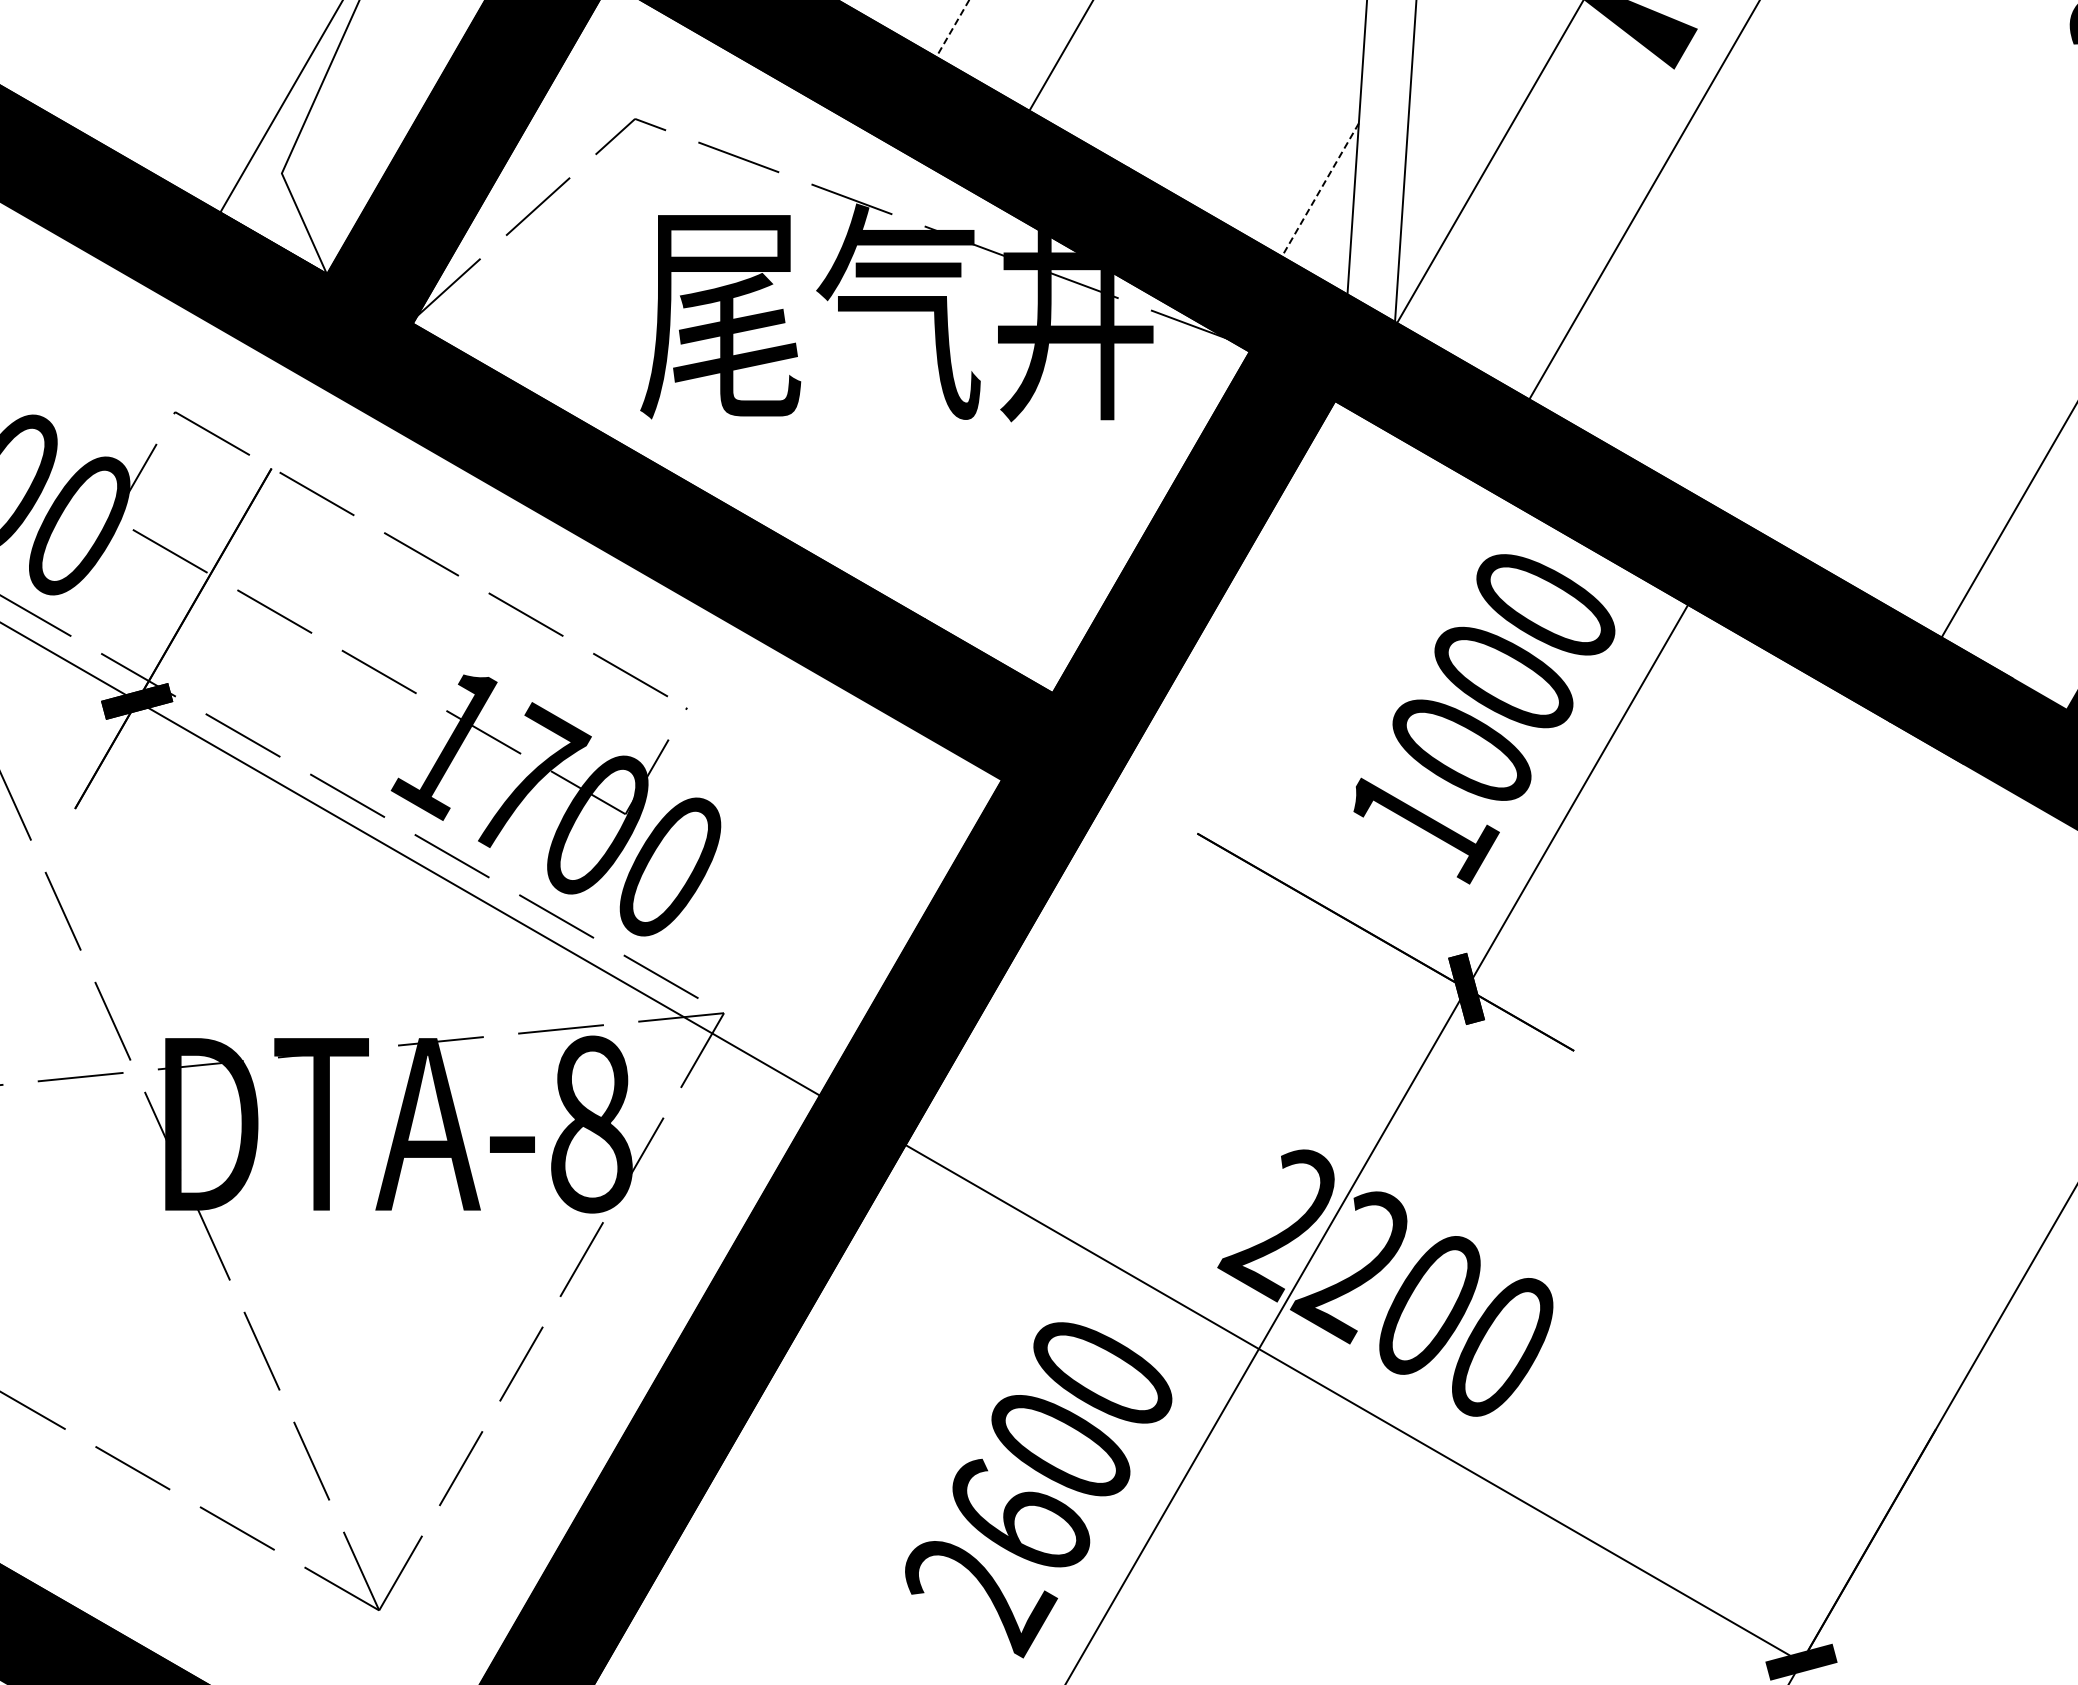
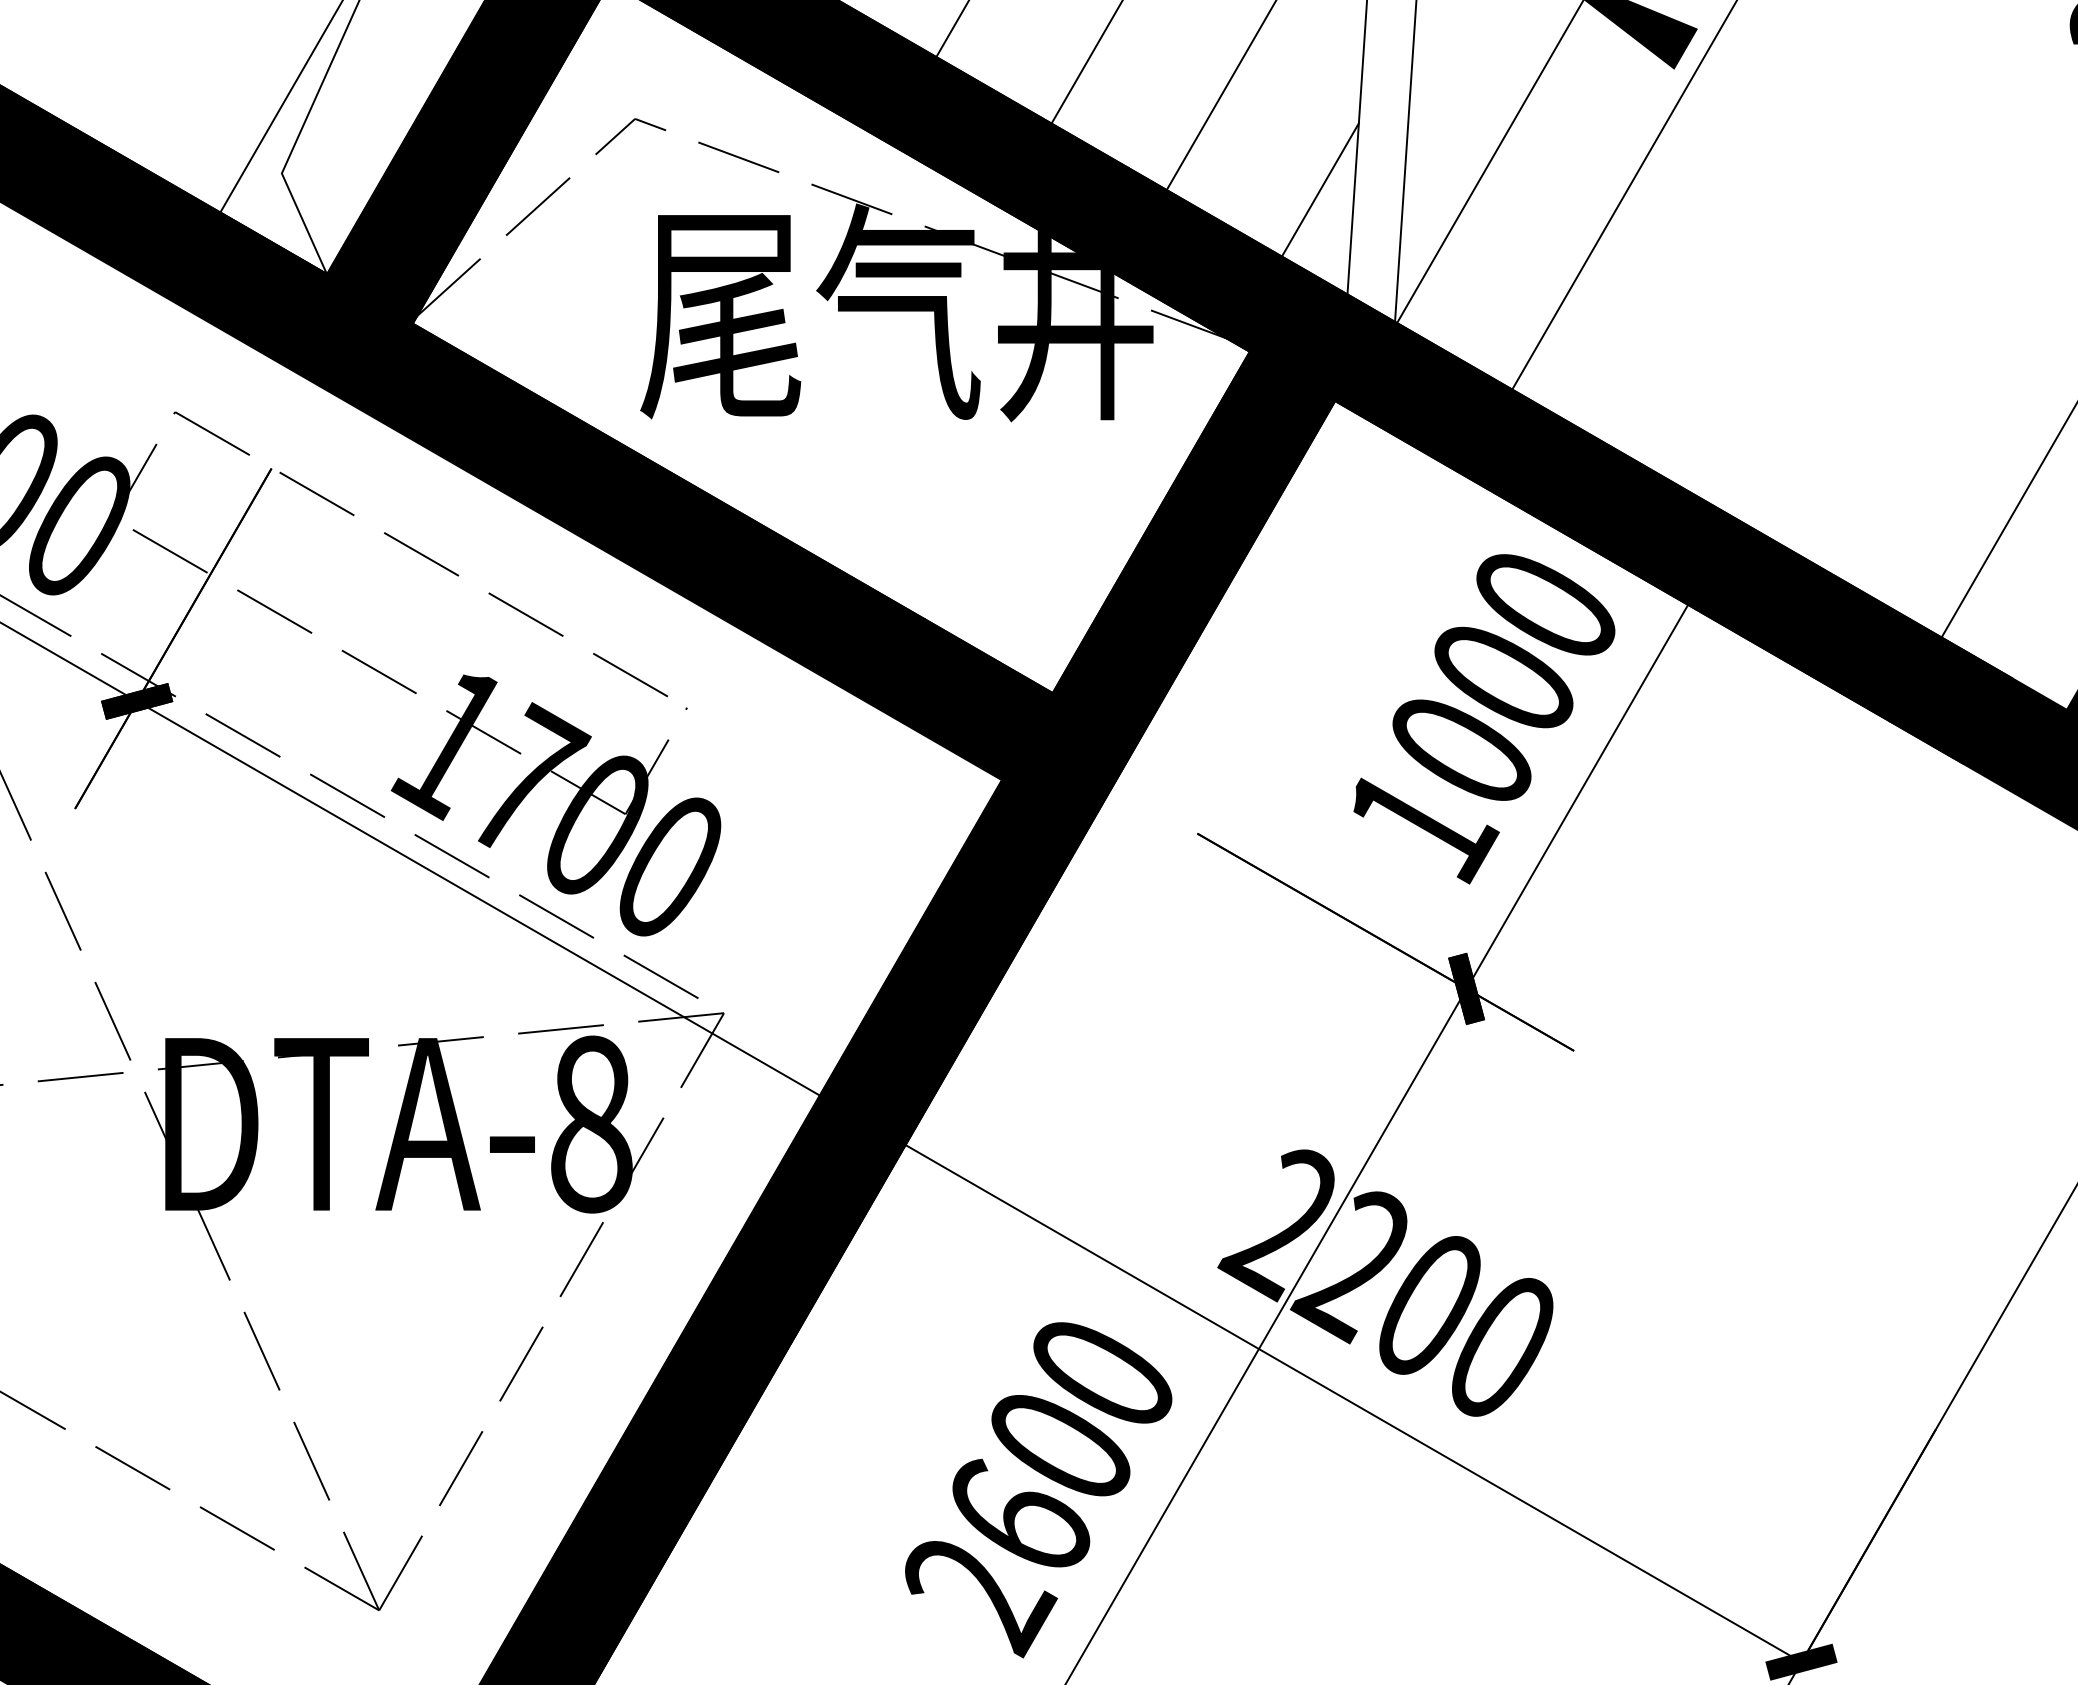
line: dashed -> solid (952, 29)
line position: (1060, 56) -> (1086, 62) (1086, 62)
line: none -> present (1220, 96)
line: dashed -> solid (1320, 189)
line position: (1643, 200) -> (1623, 195) (1623, 195)
